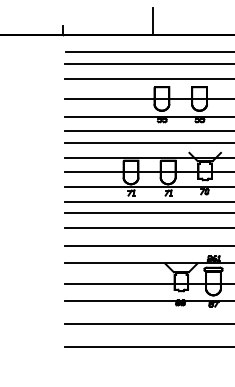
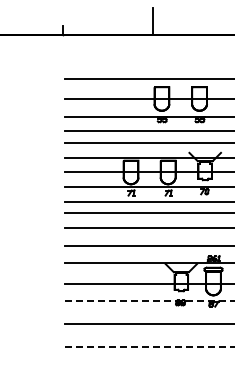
line: present -> none (148, 51)
line: present -> none (148, 63)
line: solid -> dashed (149, 301)
line: solid -> dashed (149, 347)
